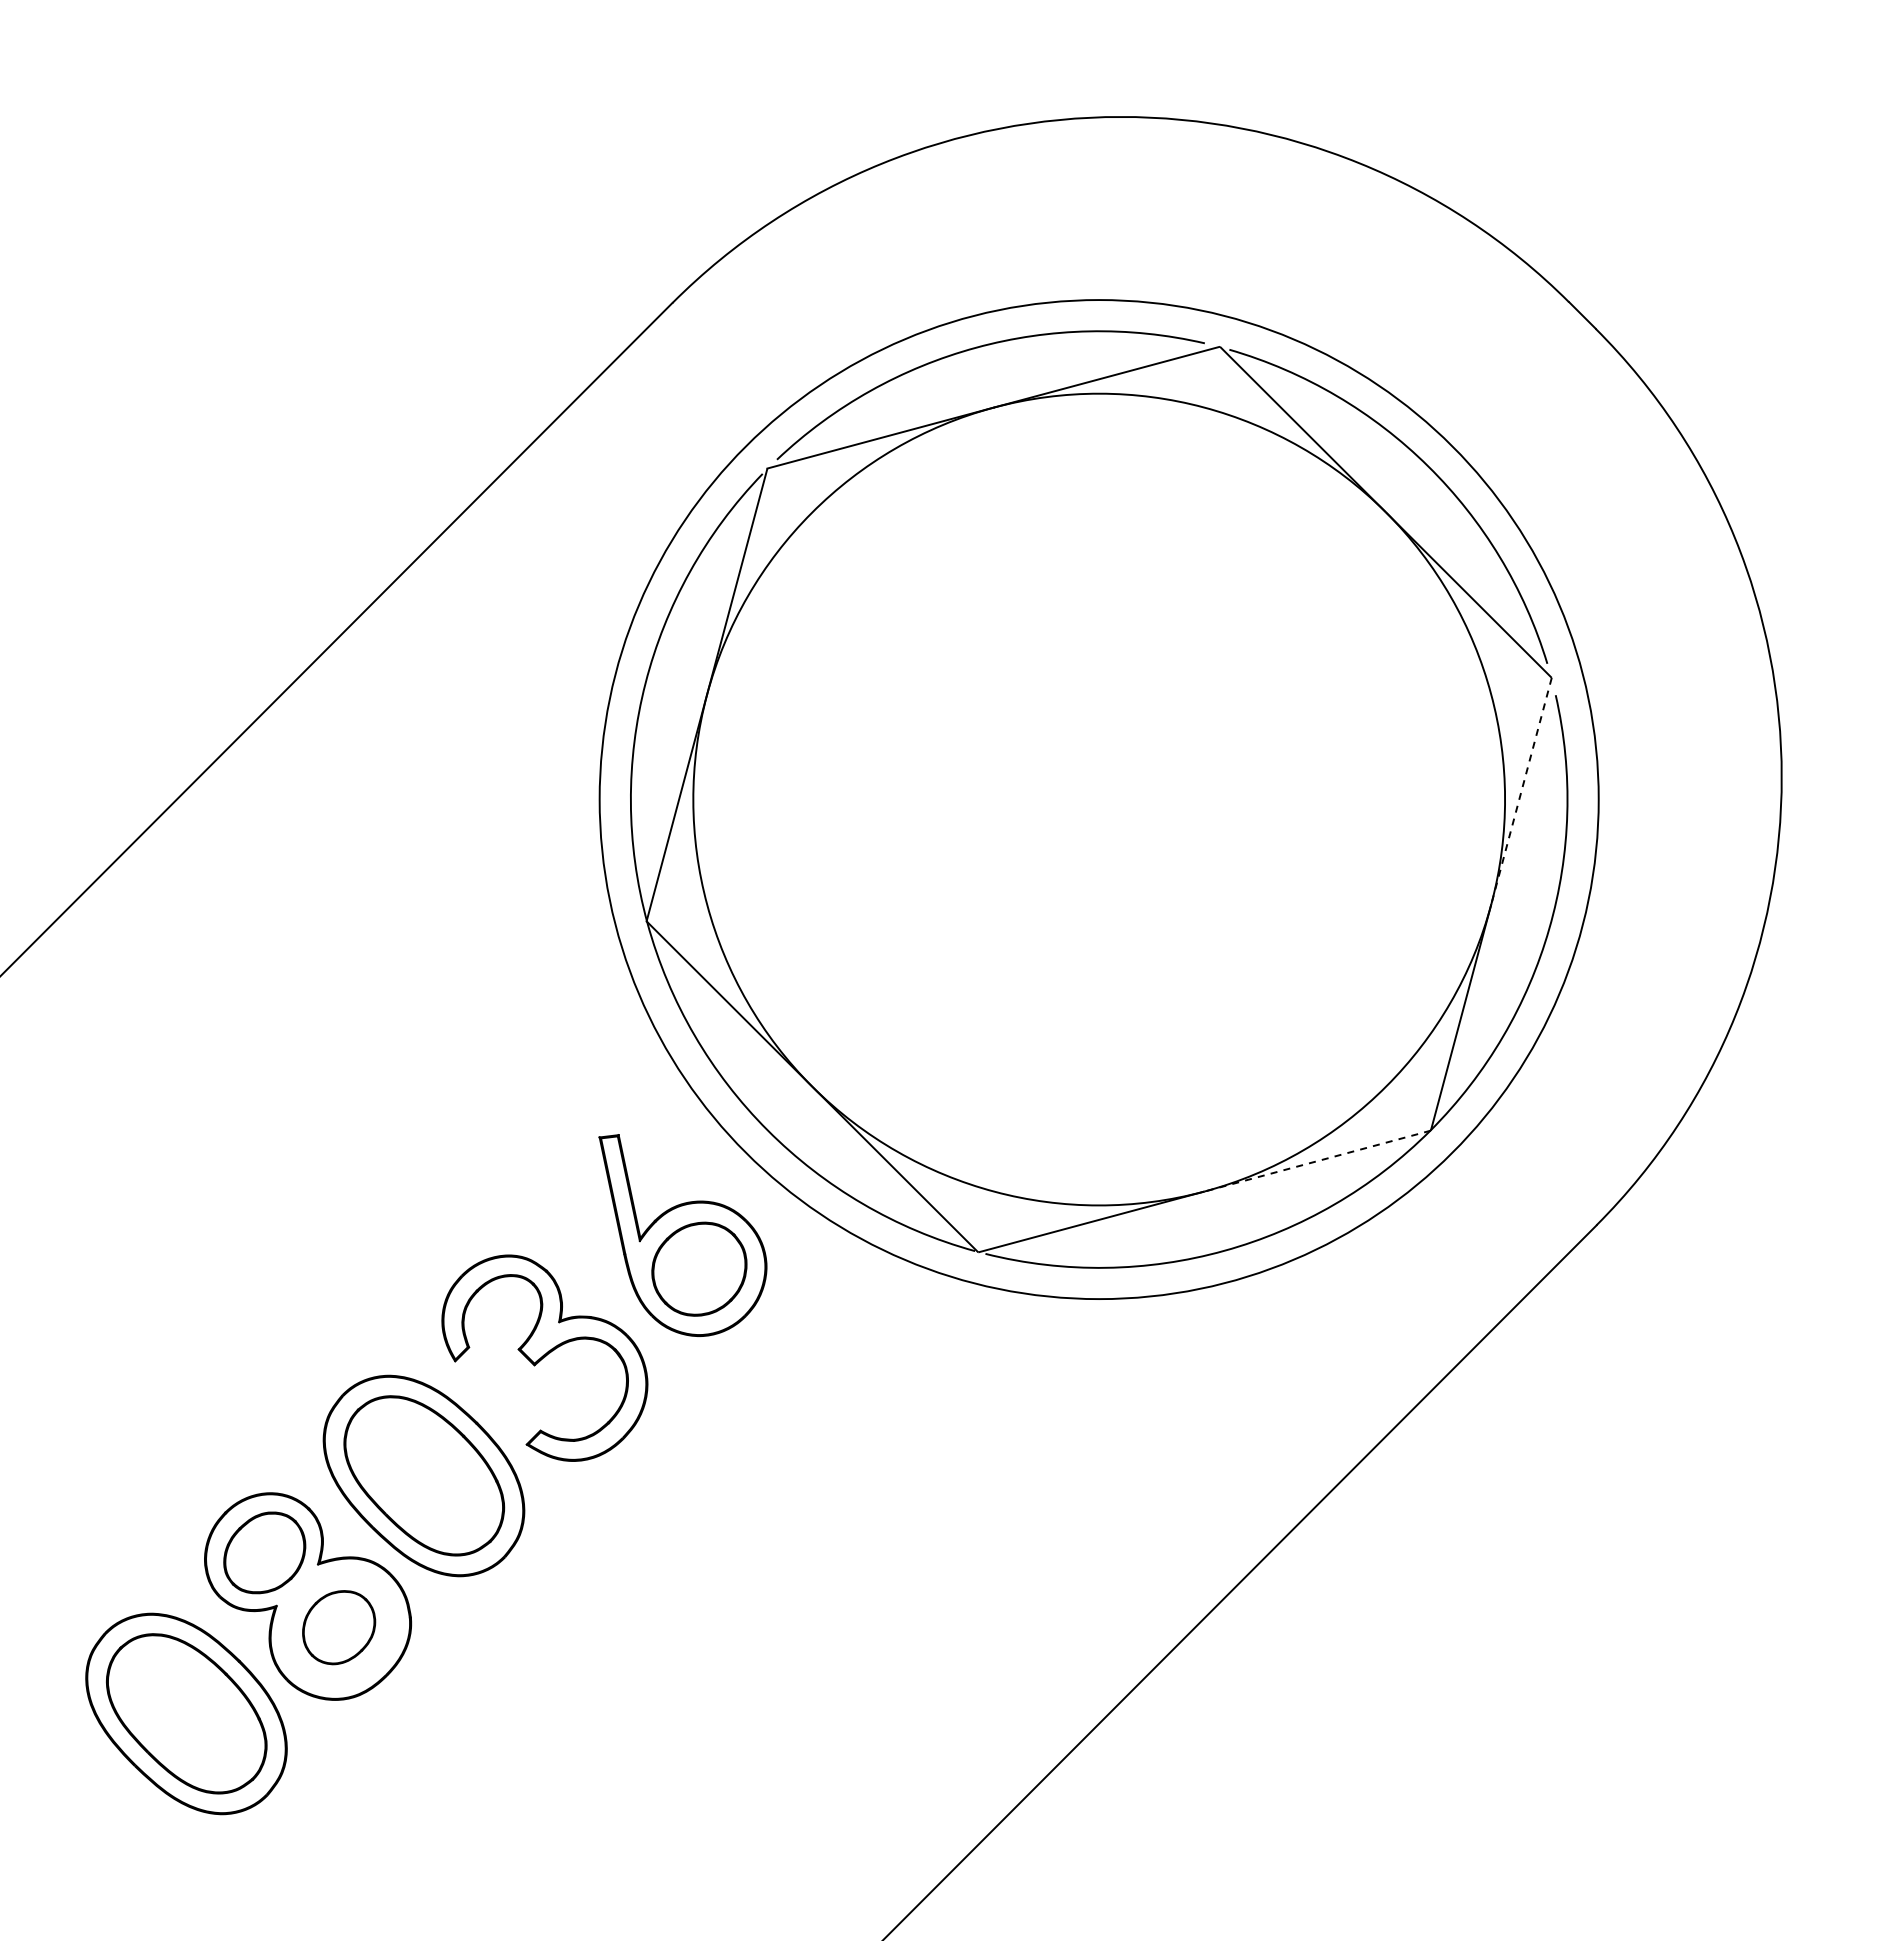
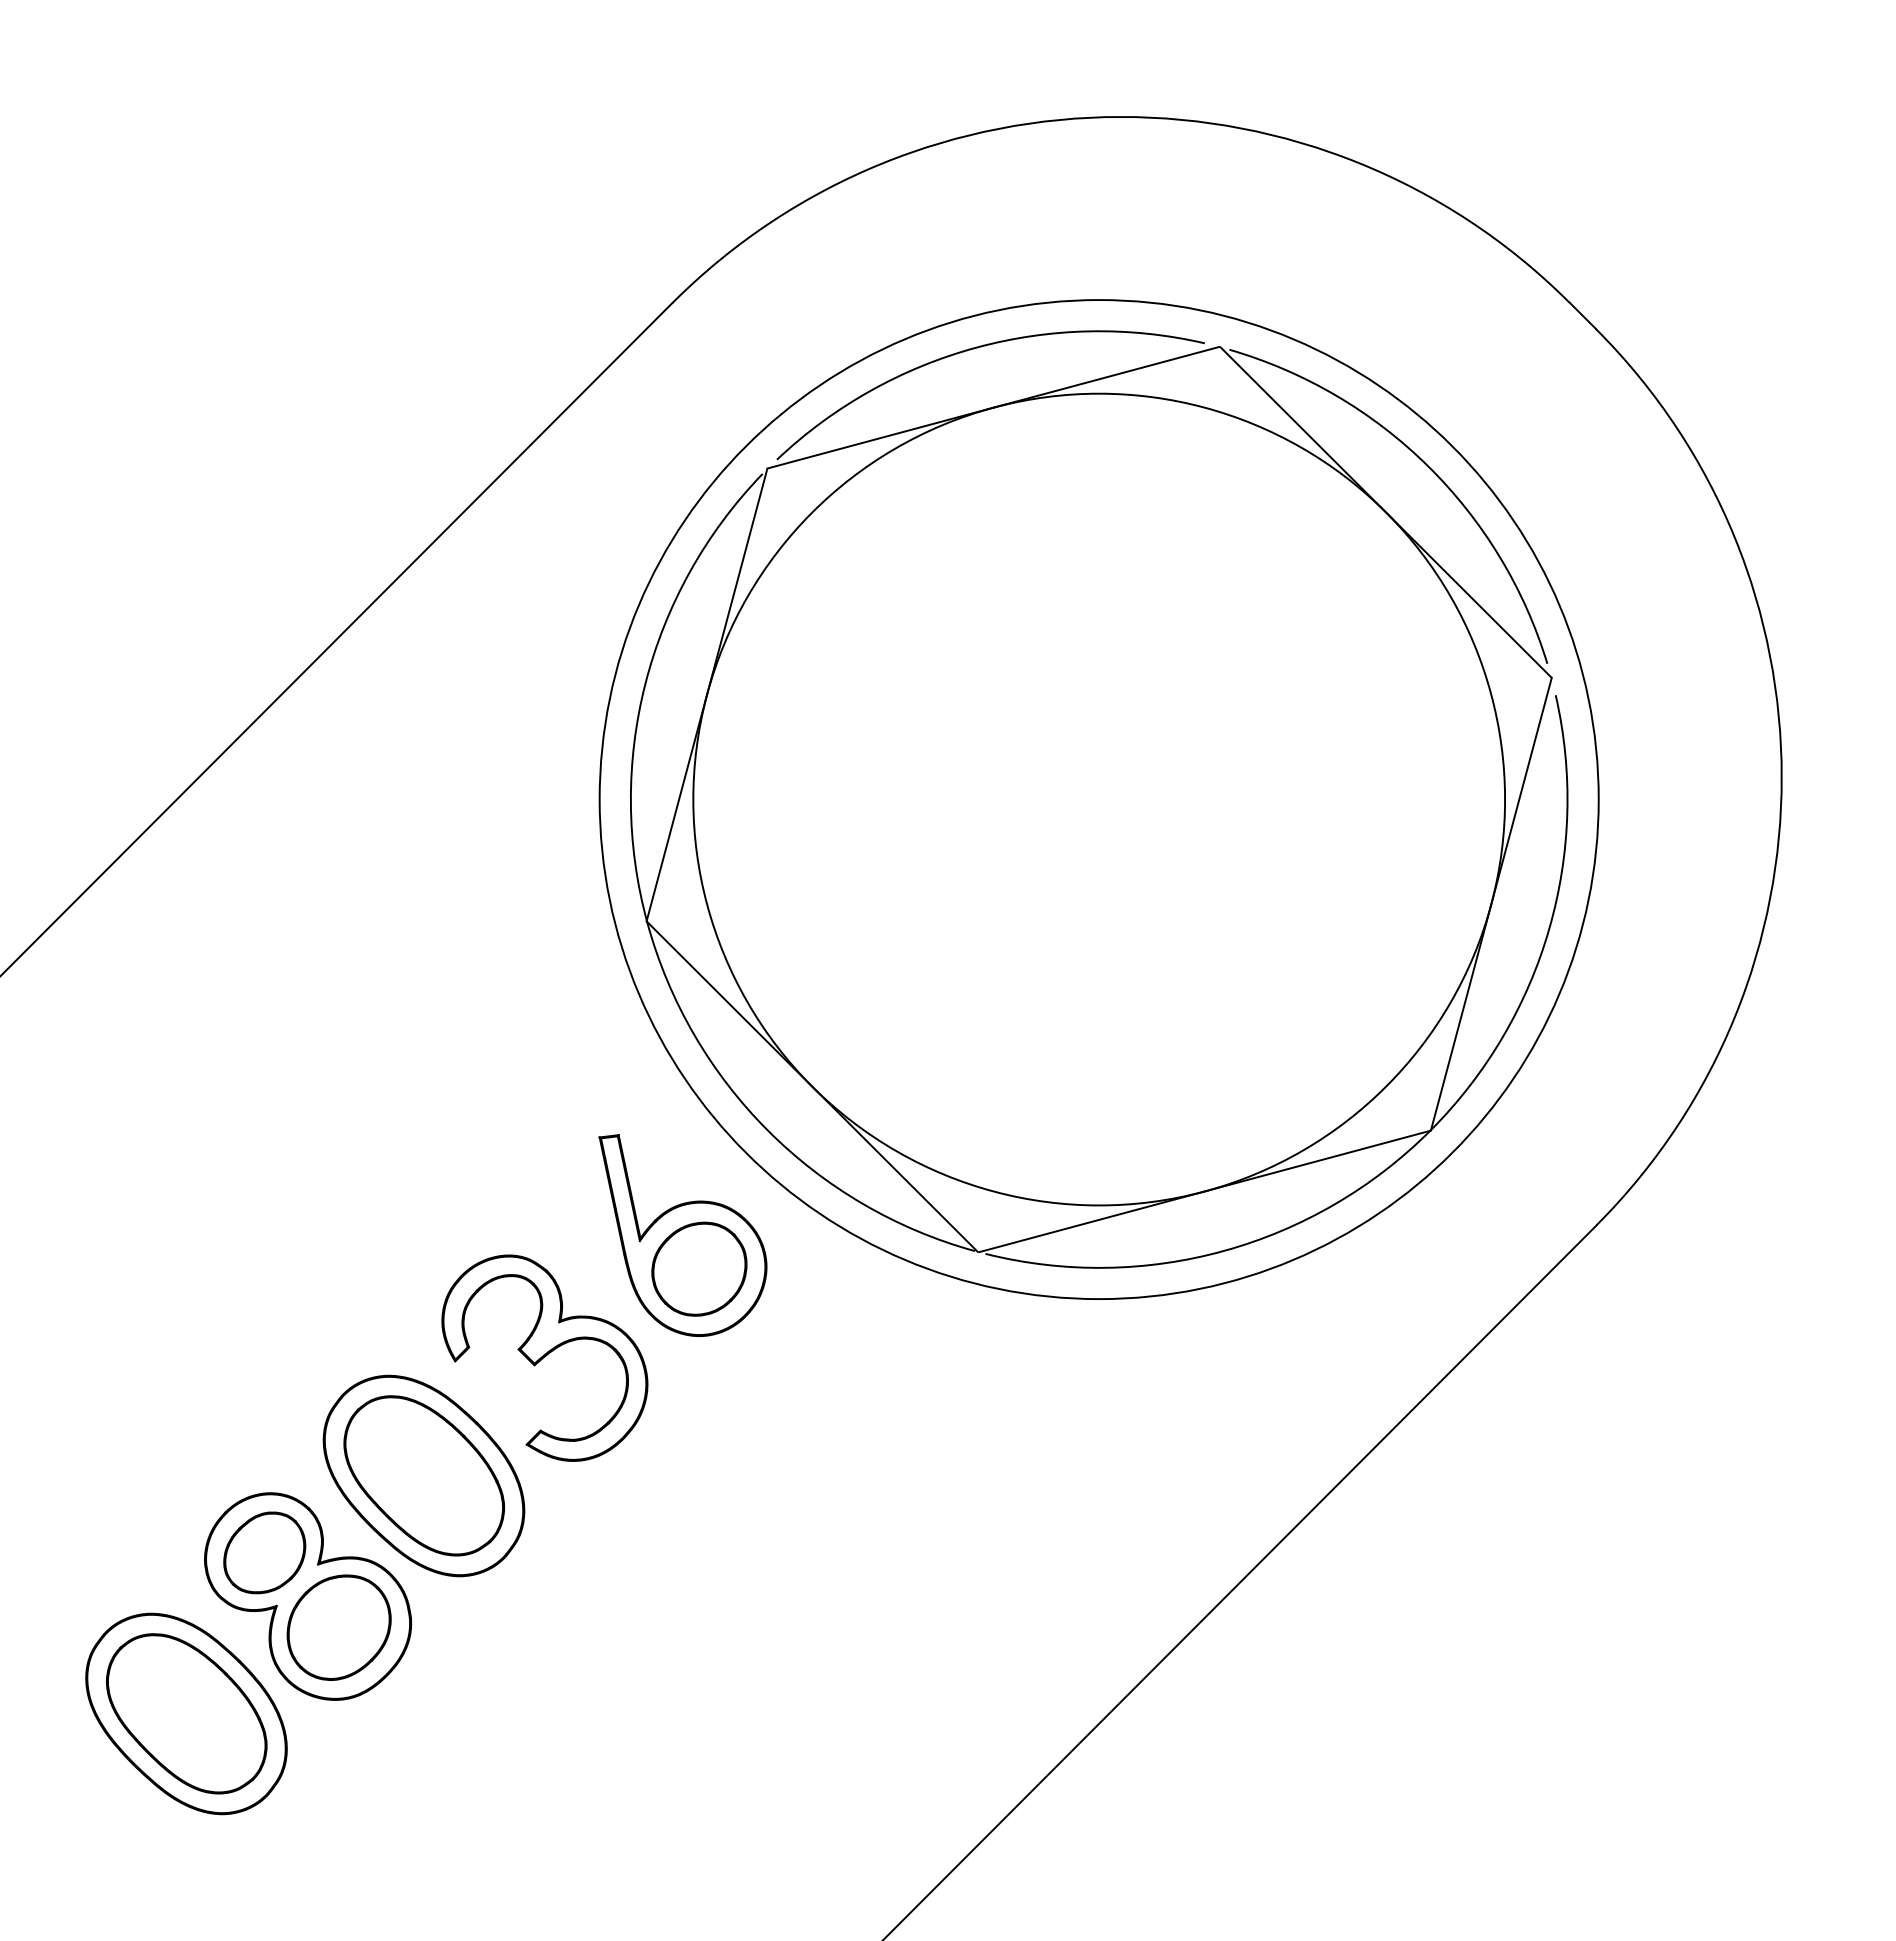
line: dashed -> solid (1521, 791)
line: dashed -> solid (1317, 1161)
part size: 75x76 px -> 106x107 px (338, 1627)
